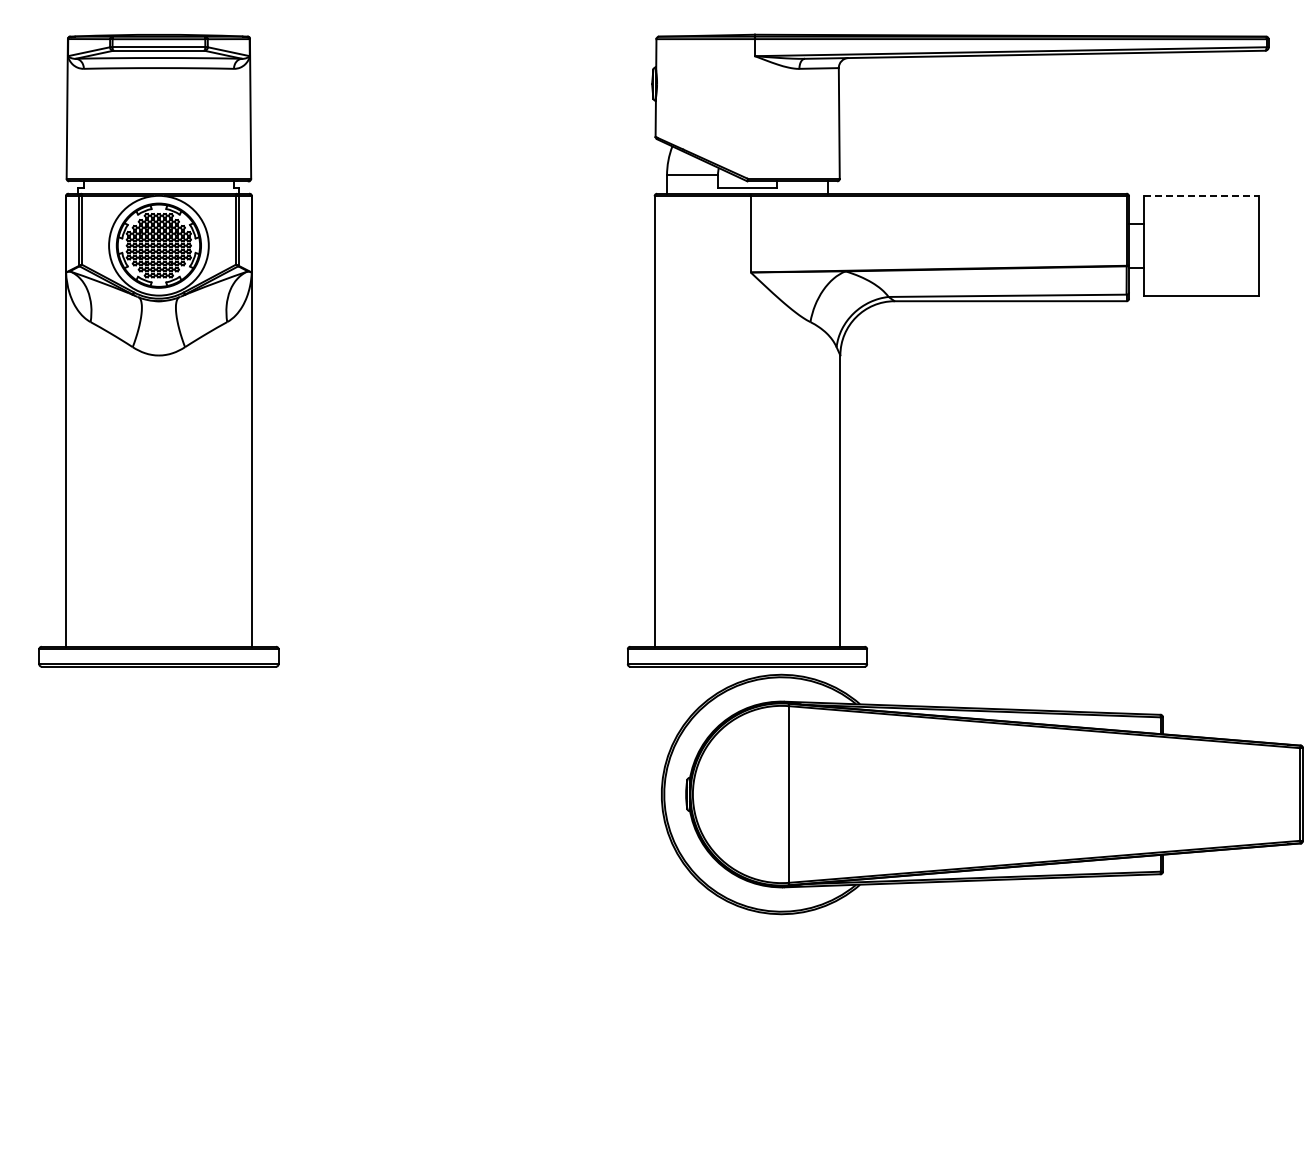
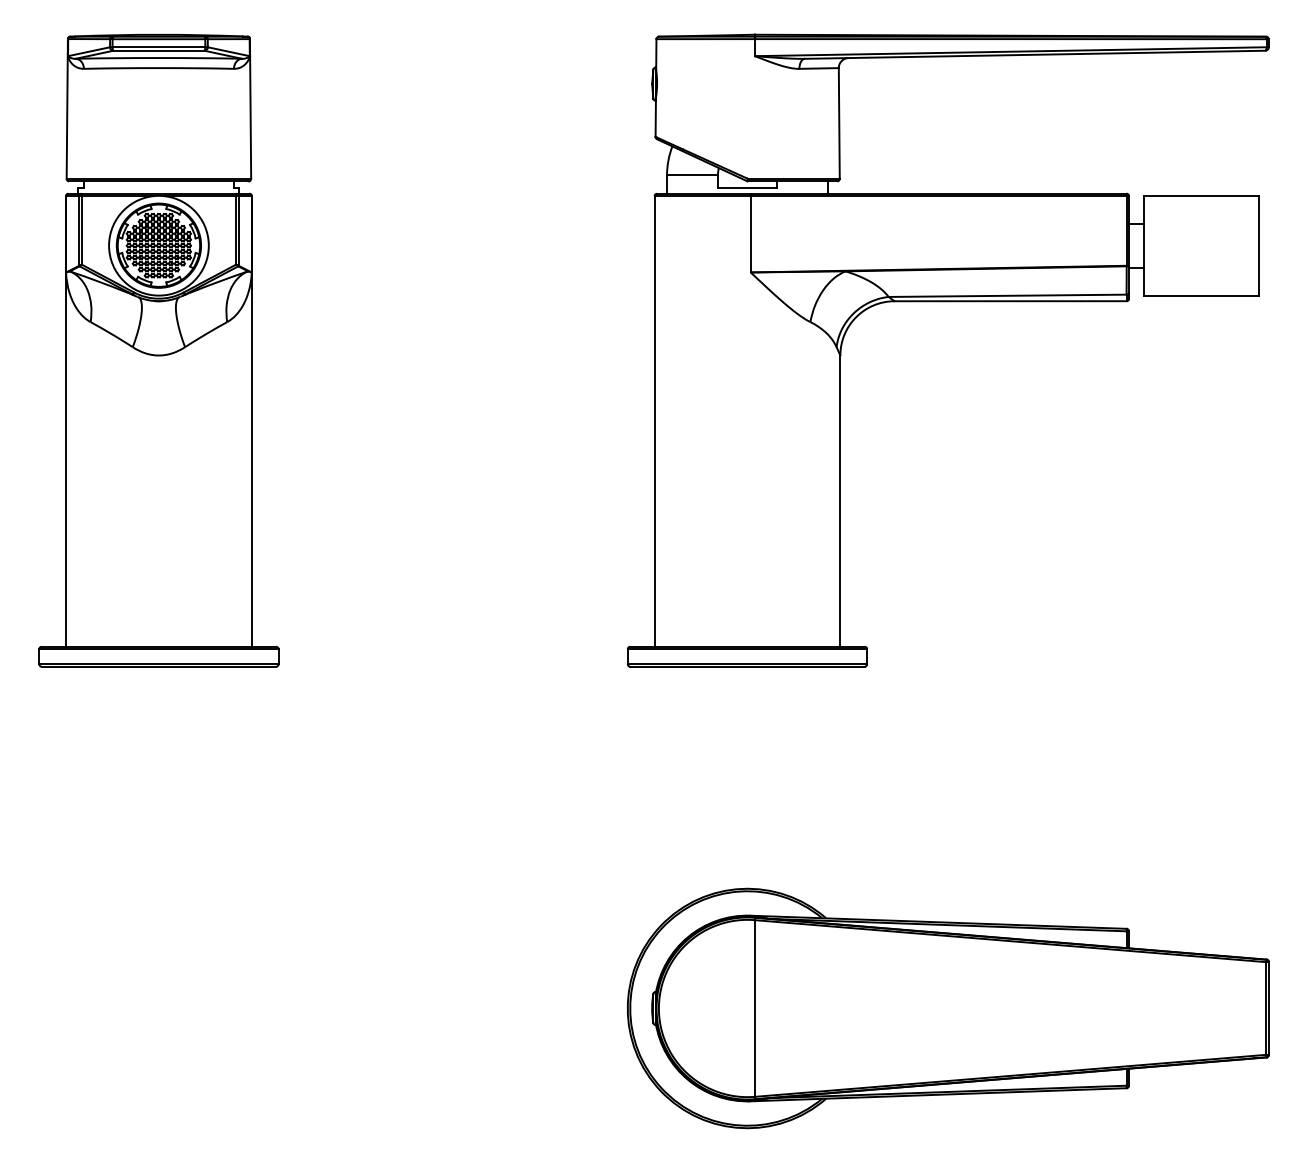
line: dashed -> solid (1201, 195)
part position: (982, 794) -> (948, 1008) (948, 1008)
